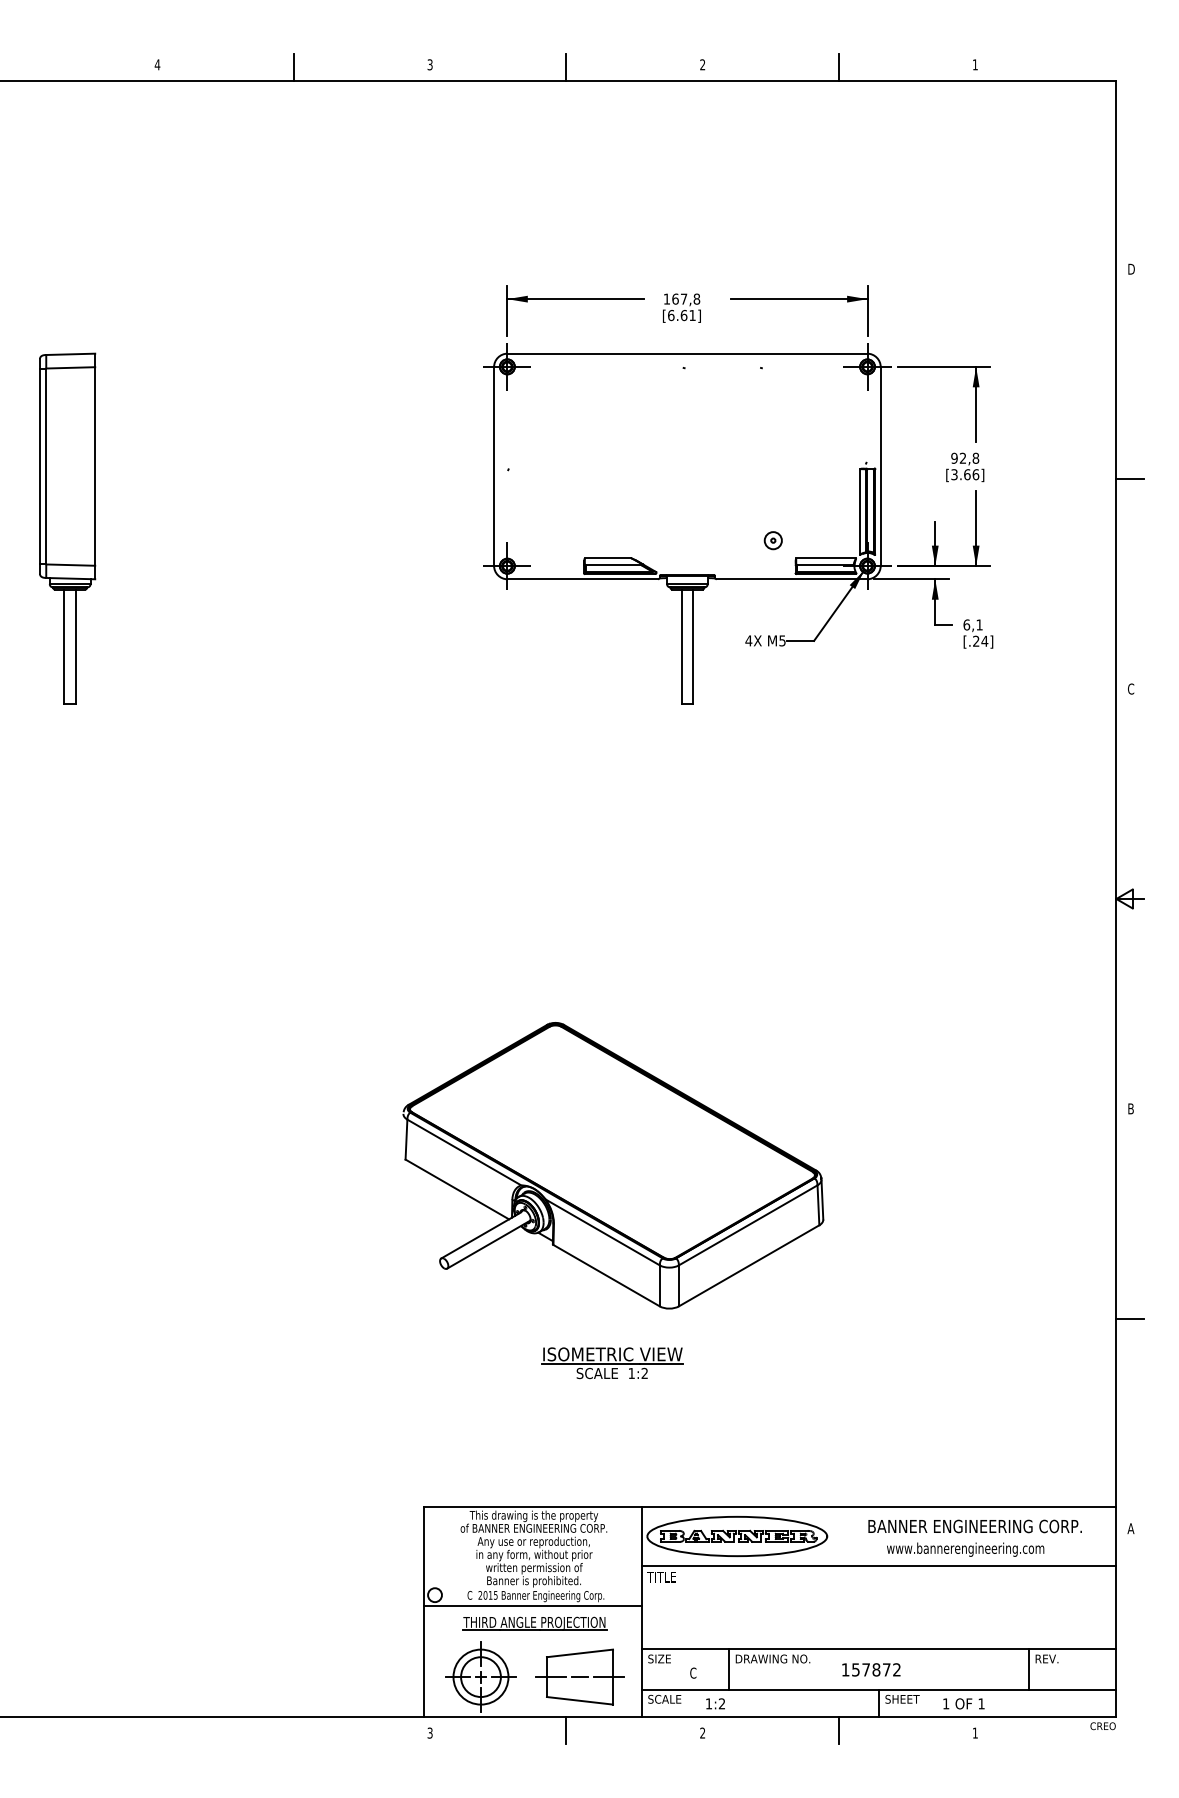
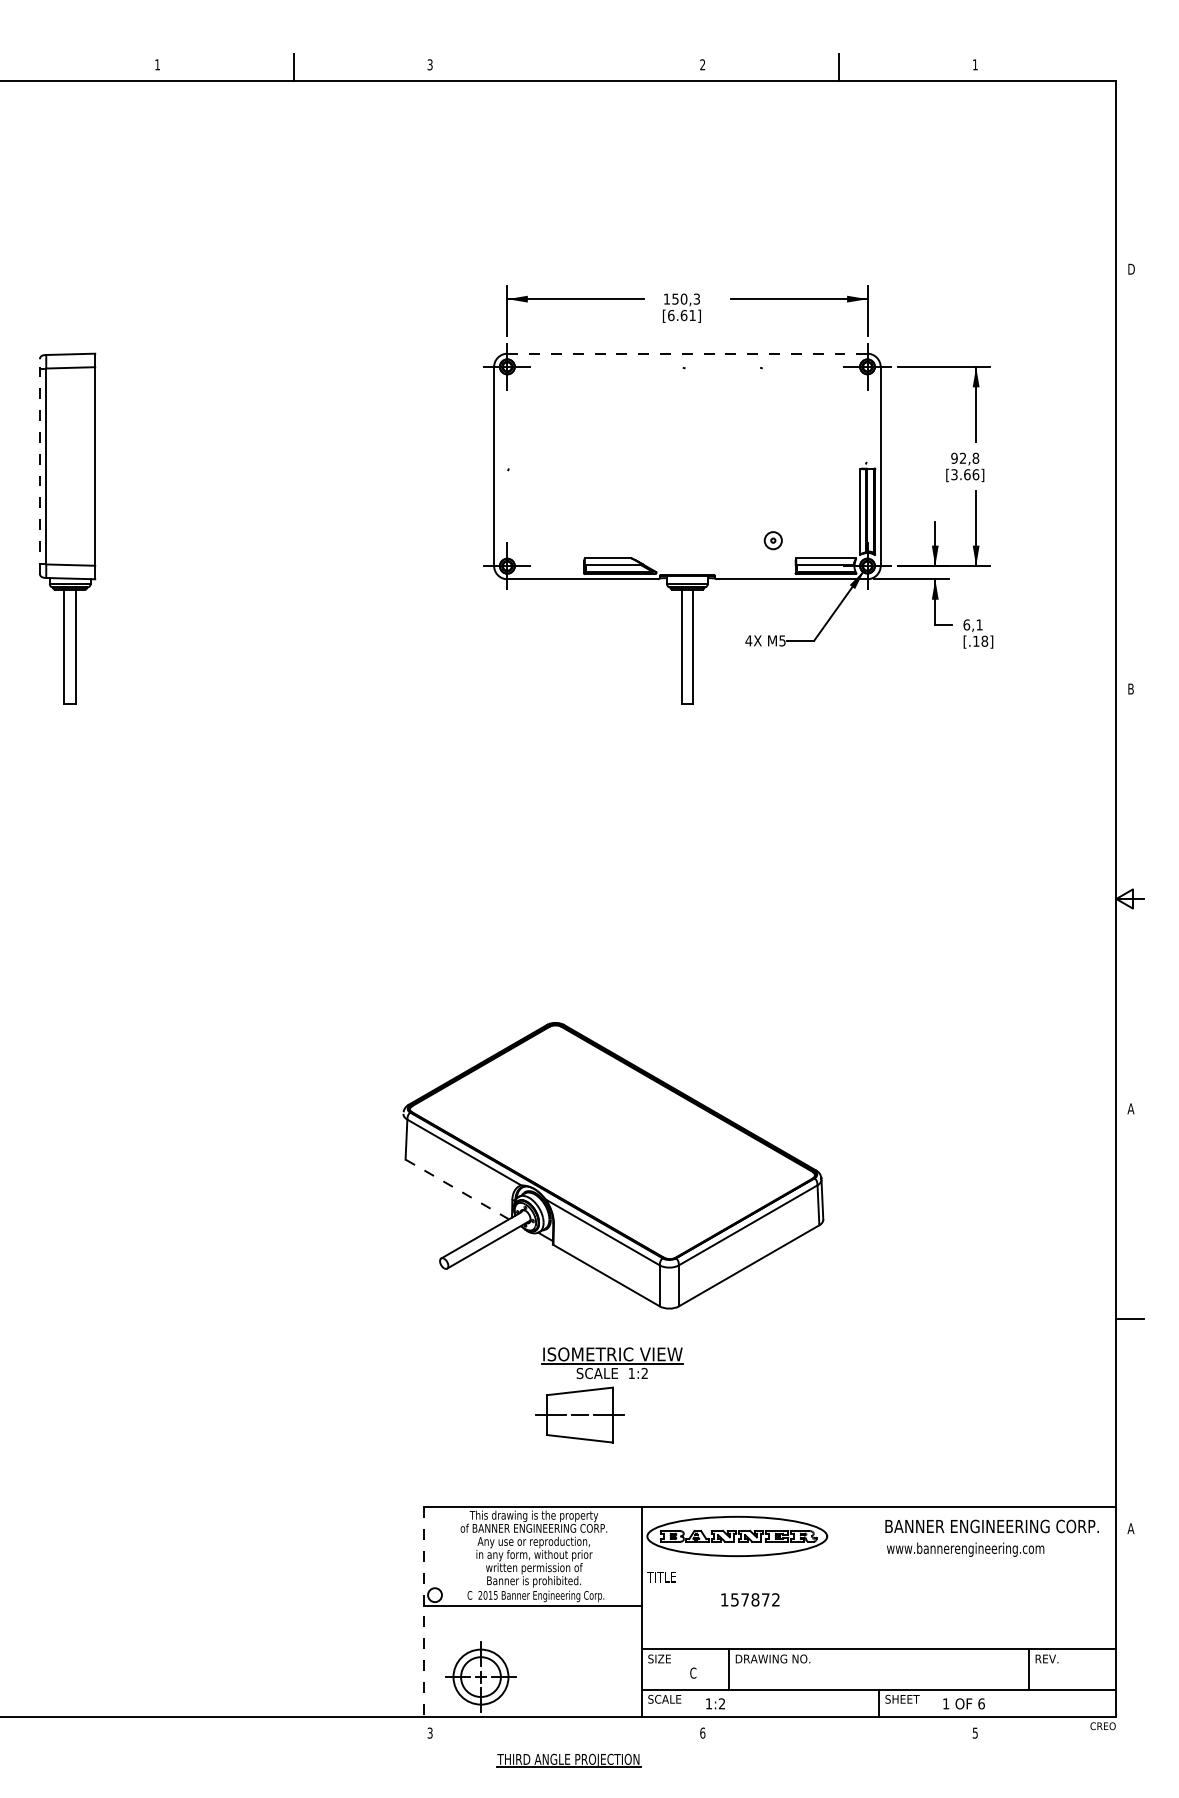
text: 4 -> 1 (157, 64)
line: present -> none (566, 67)
text: 167,8 -> 150,3 (686, 298)
line: solid -> dashed (687, 353)
line: solid -> dashed (39, 465)
line: present -> none (1129, 479)
text: [.24] -> [.18] (980, 640)
text: C -> B (1131, 688)
text: B -> A (1130, 1108)
line: solid -> dashed (457, 1189)
text position: (974, 1526) -> (991, 1526) (991, 1526)
line: present -> none (879, 1566)
line: solid -> dashed (423, 1612)
part position: (534, 1623) -> (568, 1760) (568, 1760)
text position: (871, 1669) -> (750, 1599) (750, 1599)
part position: (579, 1676) -> (579, 1414) (579, 1414)
text: 1 -> 6 (981, 1703)
line: present -> none (566, 1730)
line: present -> none (839, 1730)
text: 2 -> 6 (702, 1732)
text: 1 -> 5 (974, 1732)
